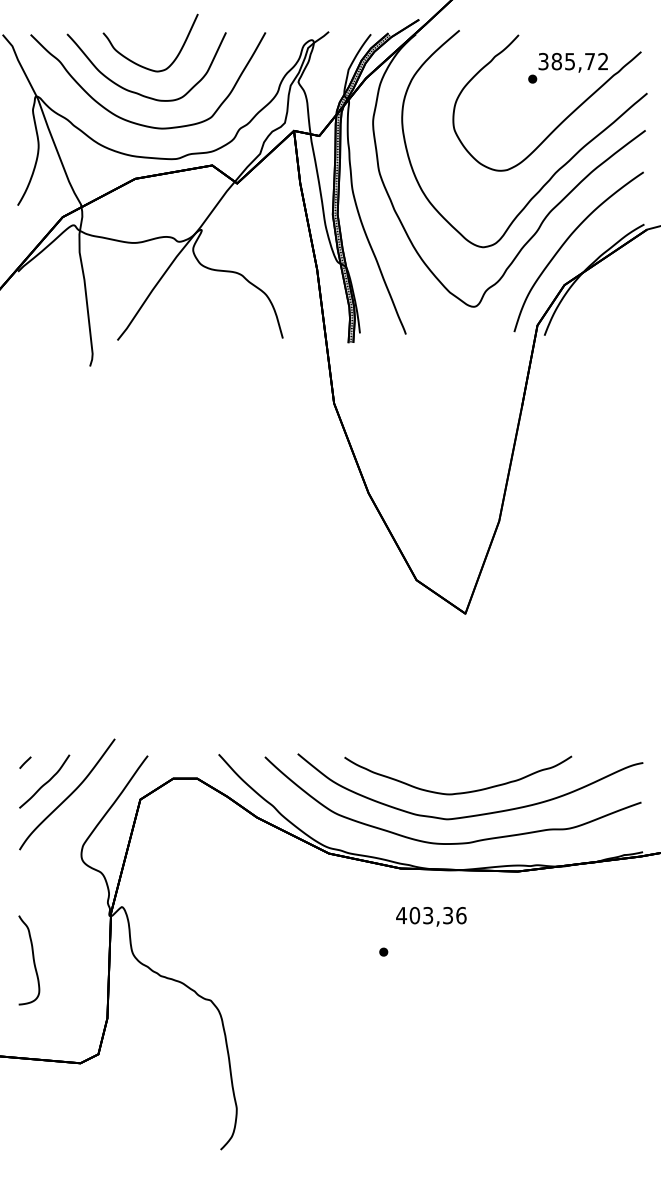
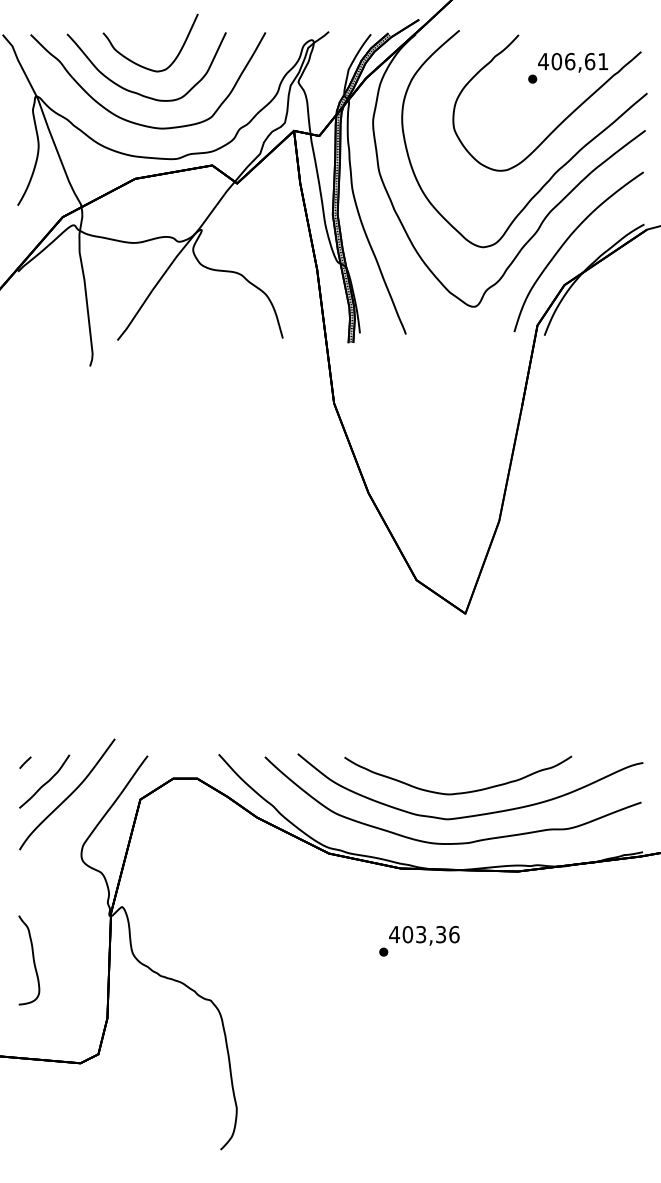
text: 385,72 -> 406,61 (573, 61)
text position: (431, 916) -> (424, 935) (424, 935)
